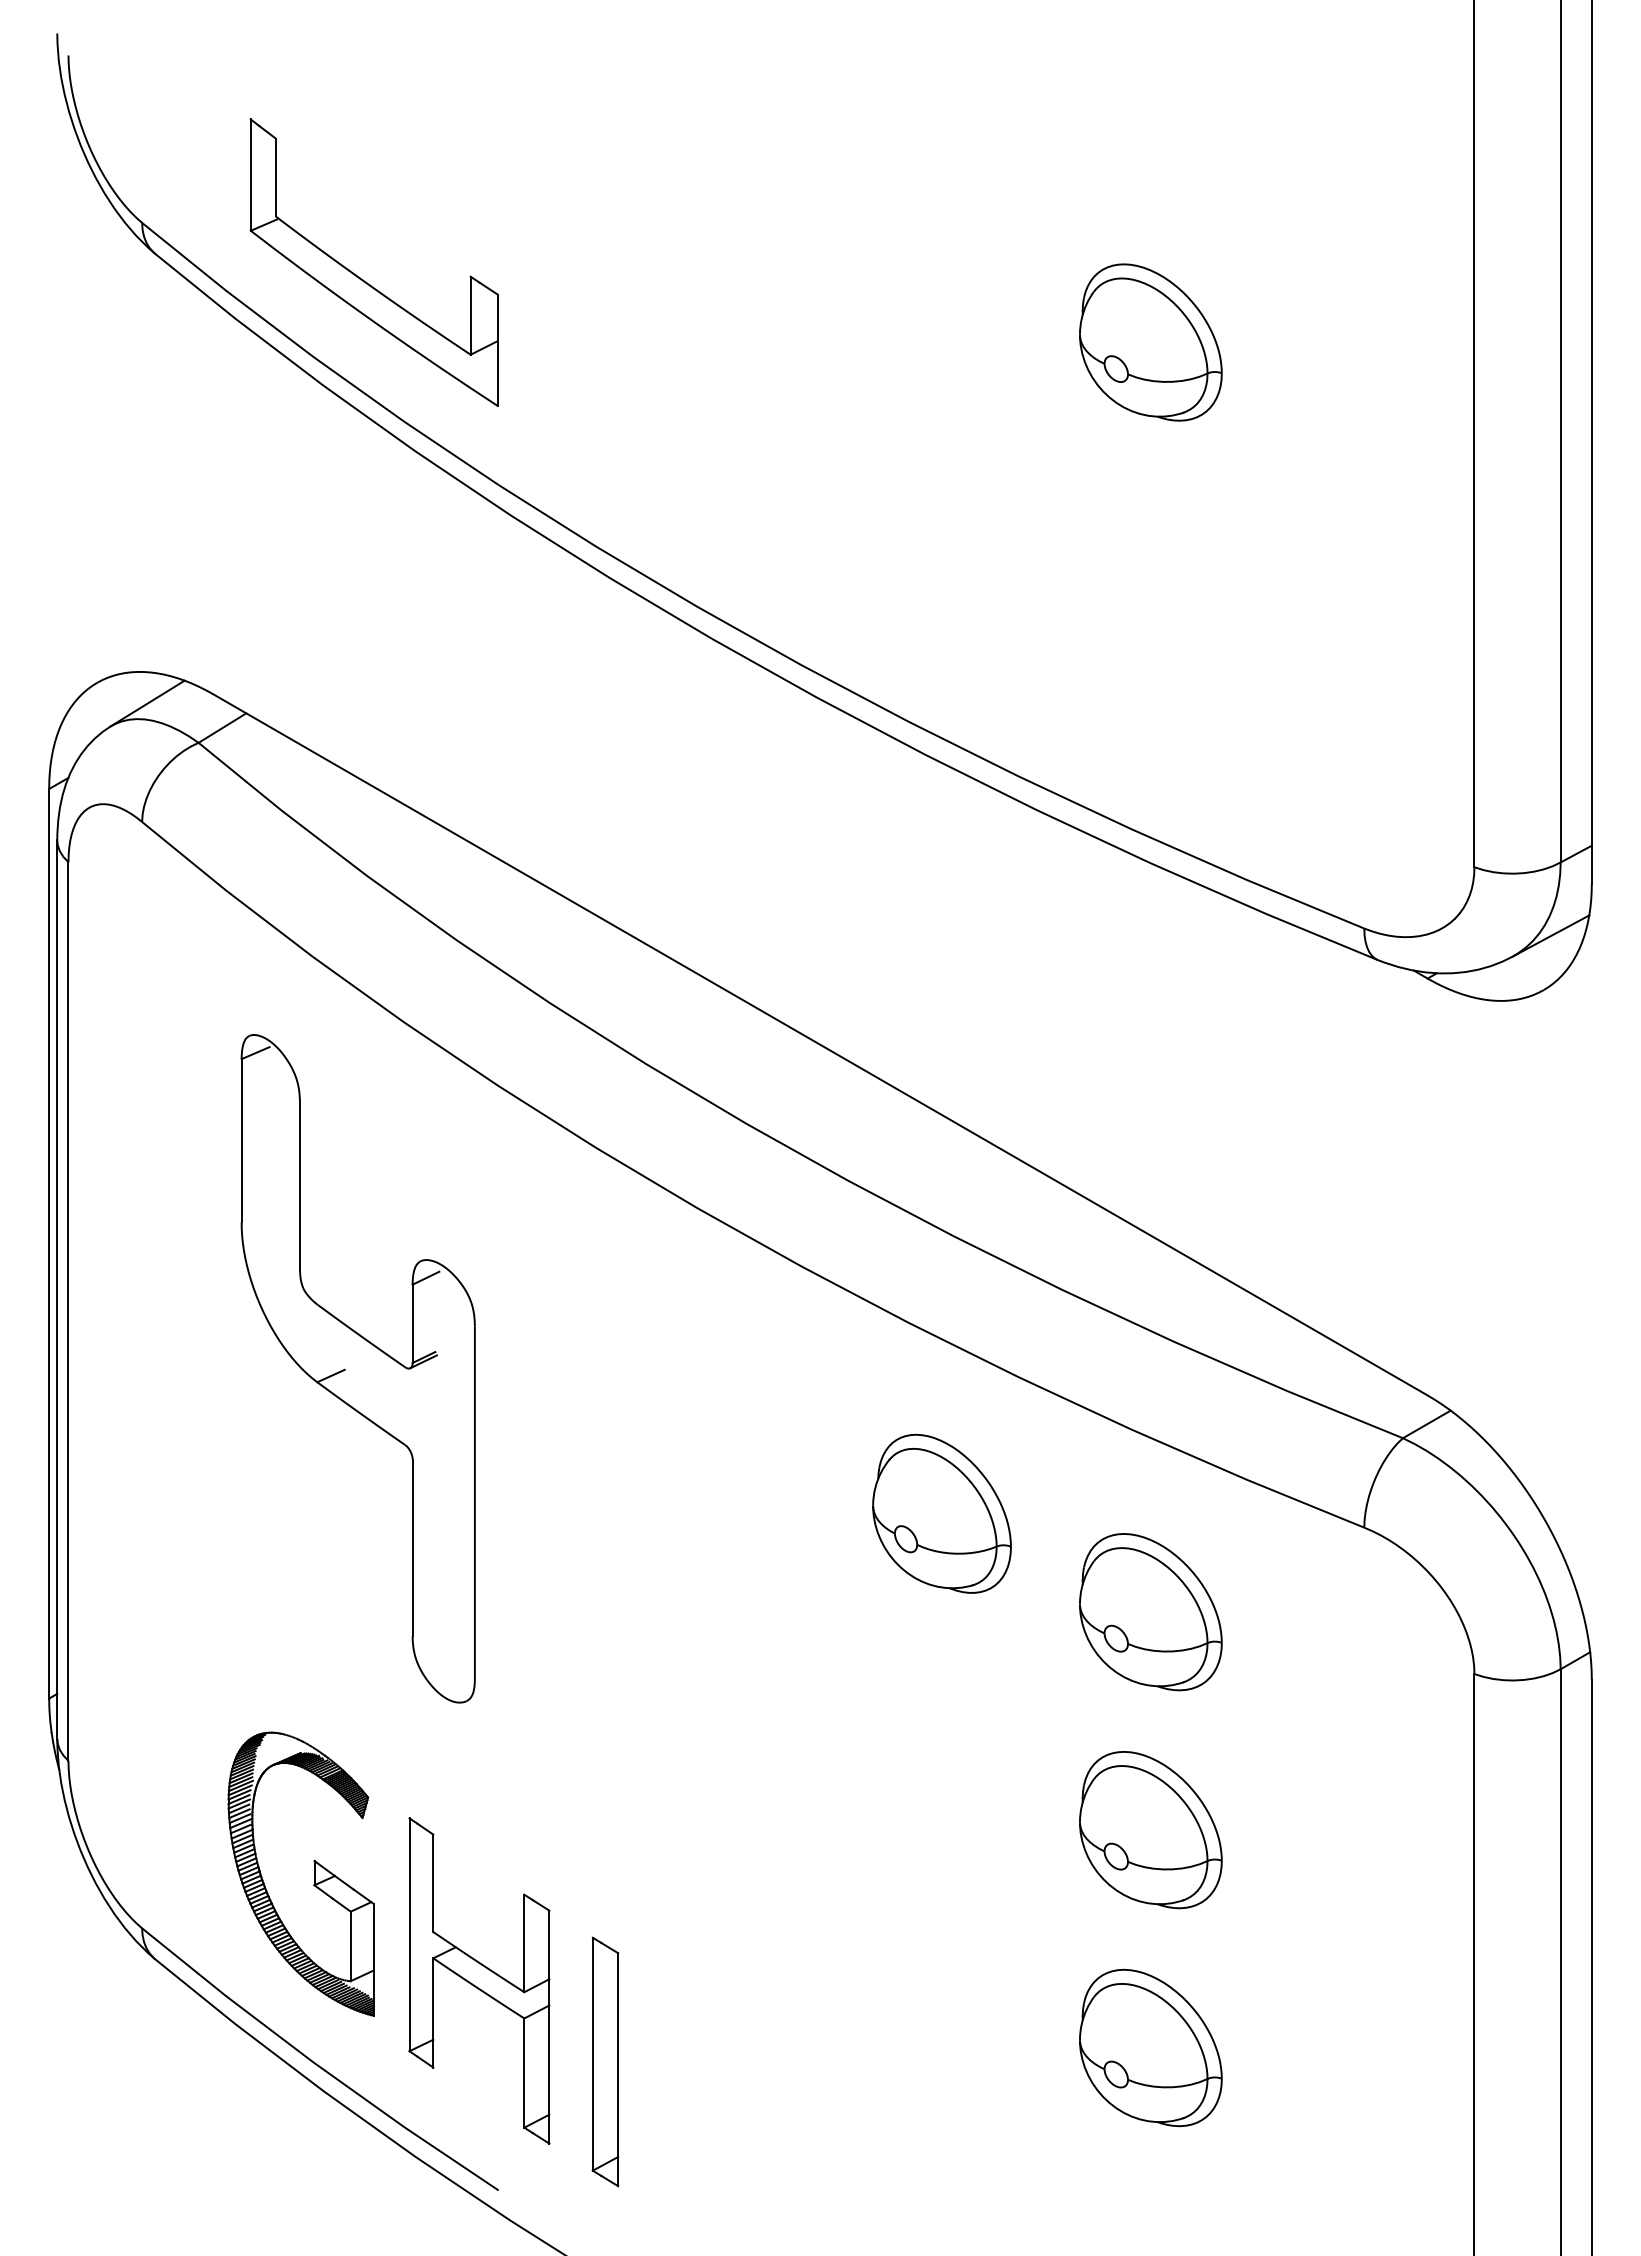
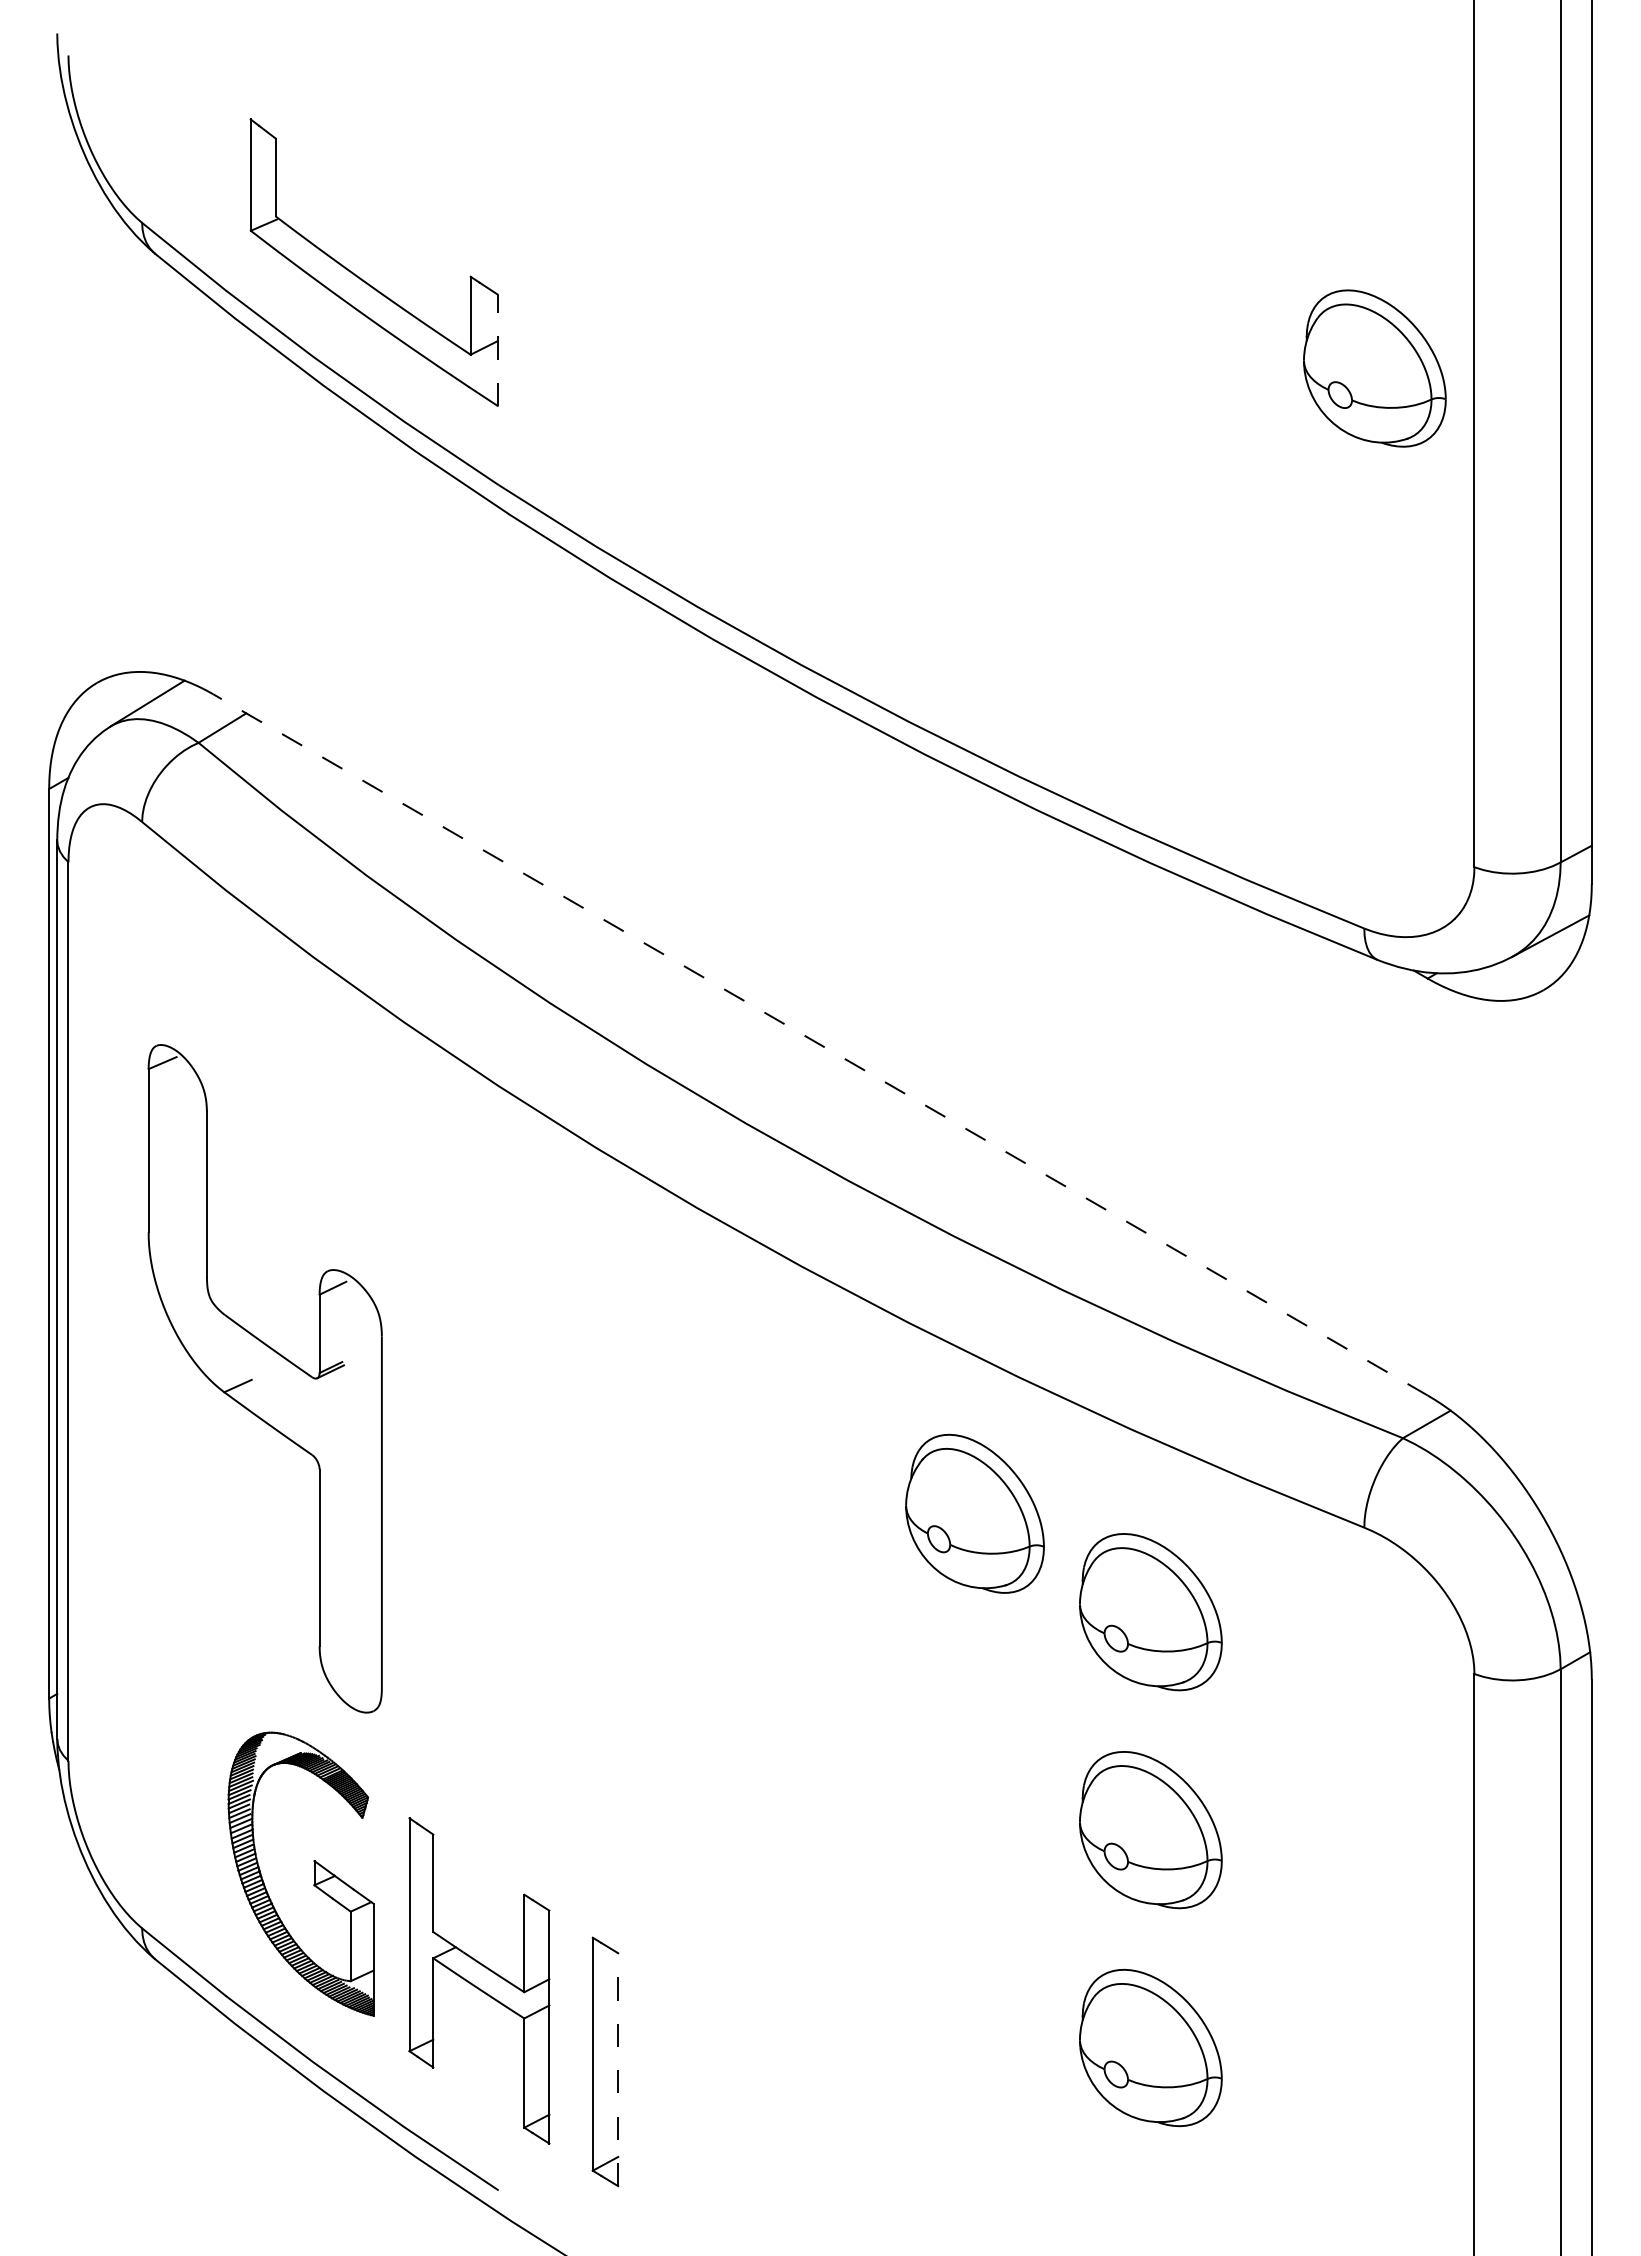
part position: (1150, 342) -> (1374, 368) (1374, 368)
line: solid -> dashed (497, 350)
line: solid -> dashed (820, 1044)
part position: (357, 1368) -> (264, 1378) (264, 1378)
part position: (941, 1513) -> (974, 1513) (974, 1513)
line: solid -> dashed (618, 2069)
